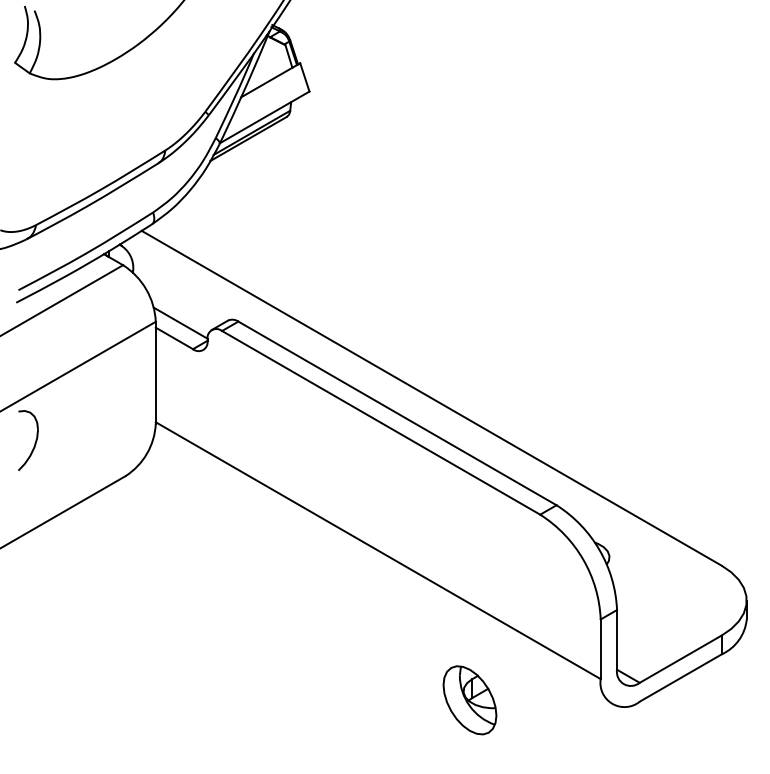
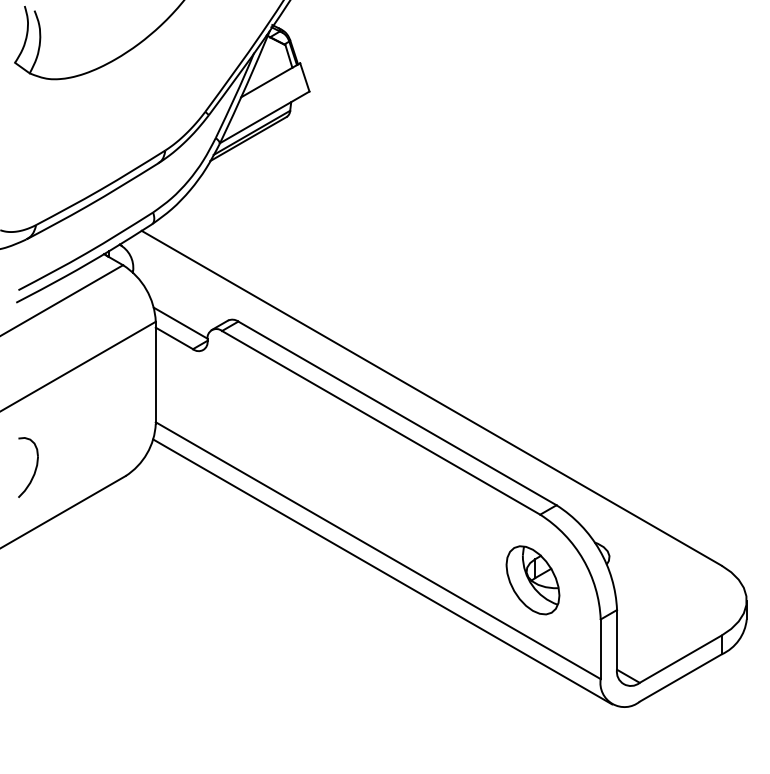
part position: (34, 443) -> (34, 470) (34, 470)
line: none -> present (382, 571)
part position: (469, 700) -> (532, 580) (532, 580)
